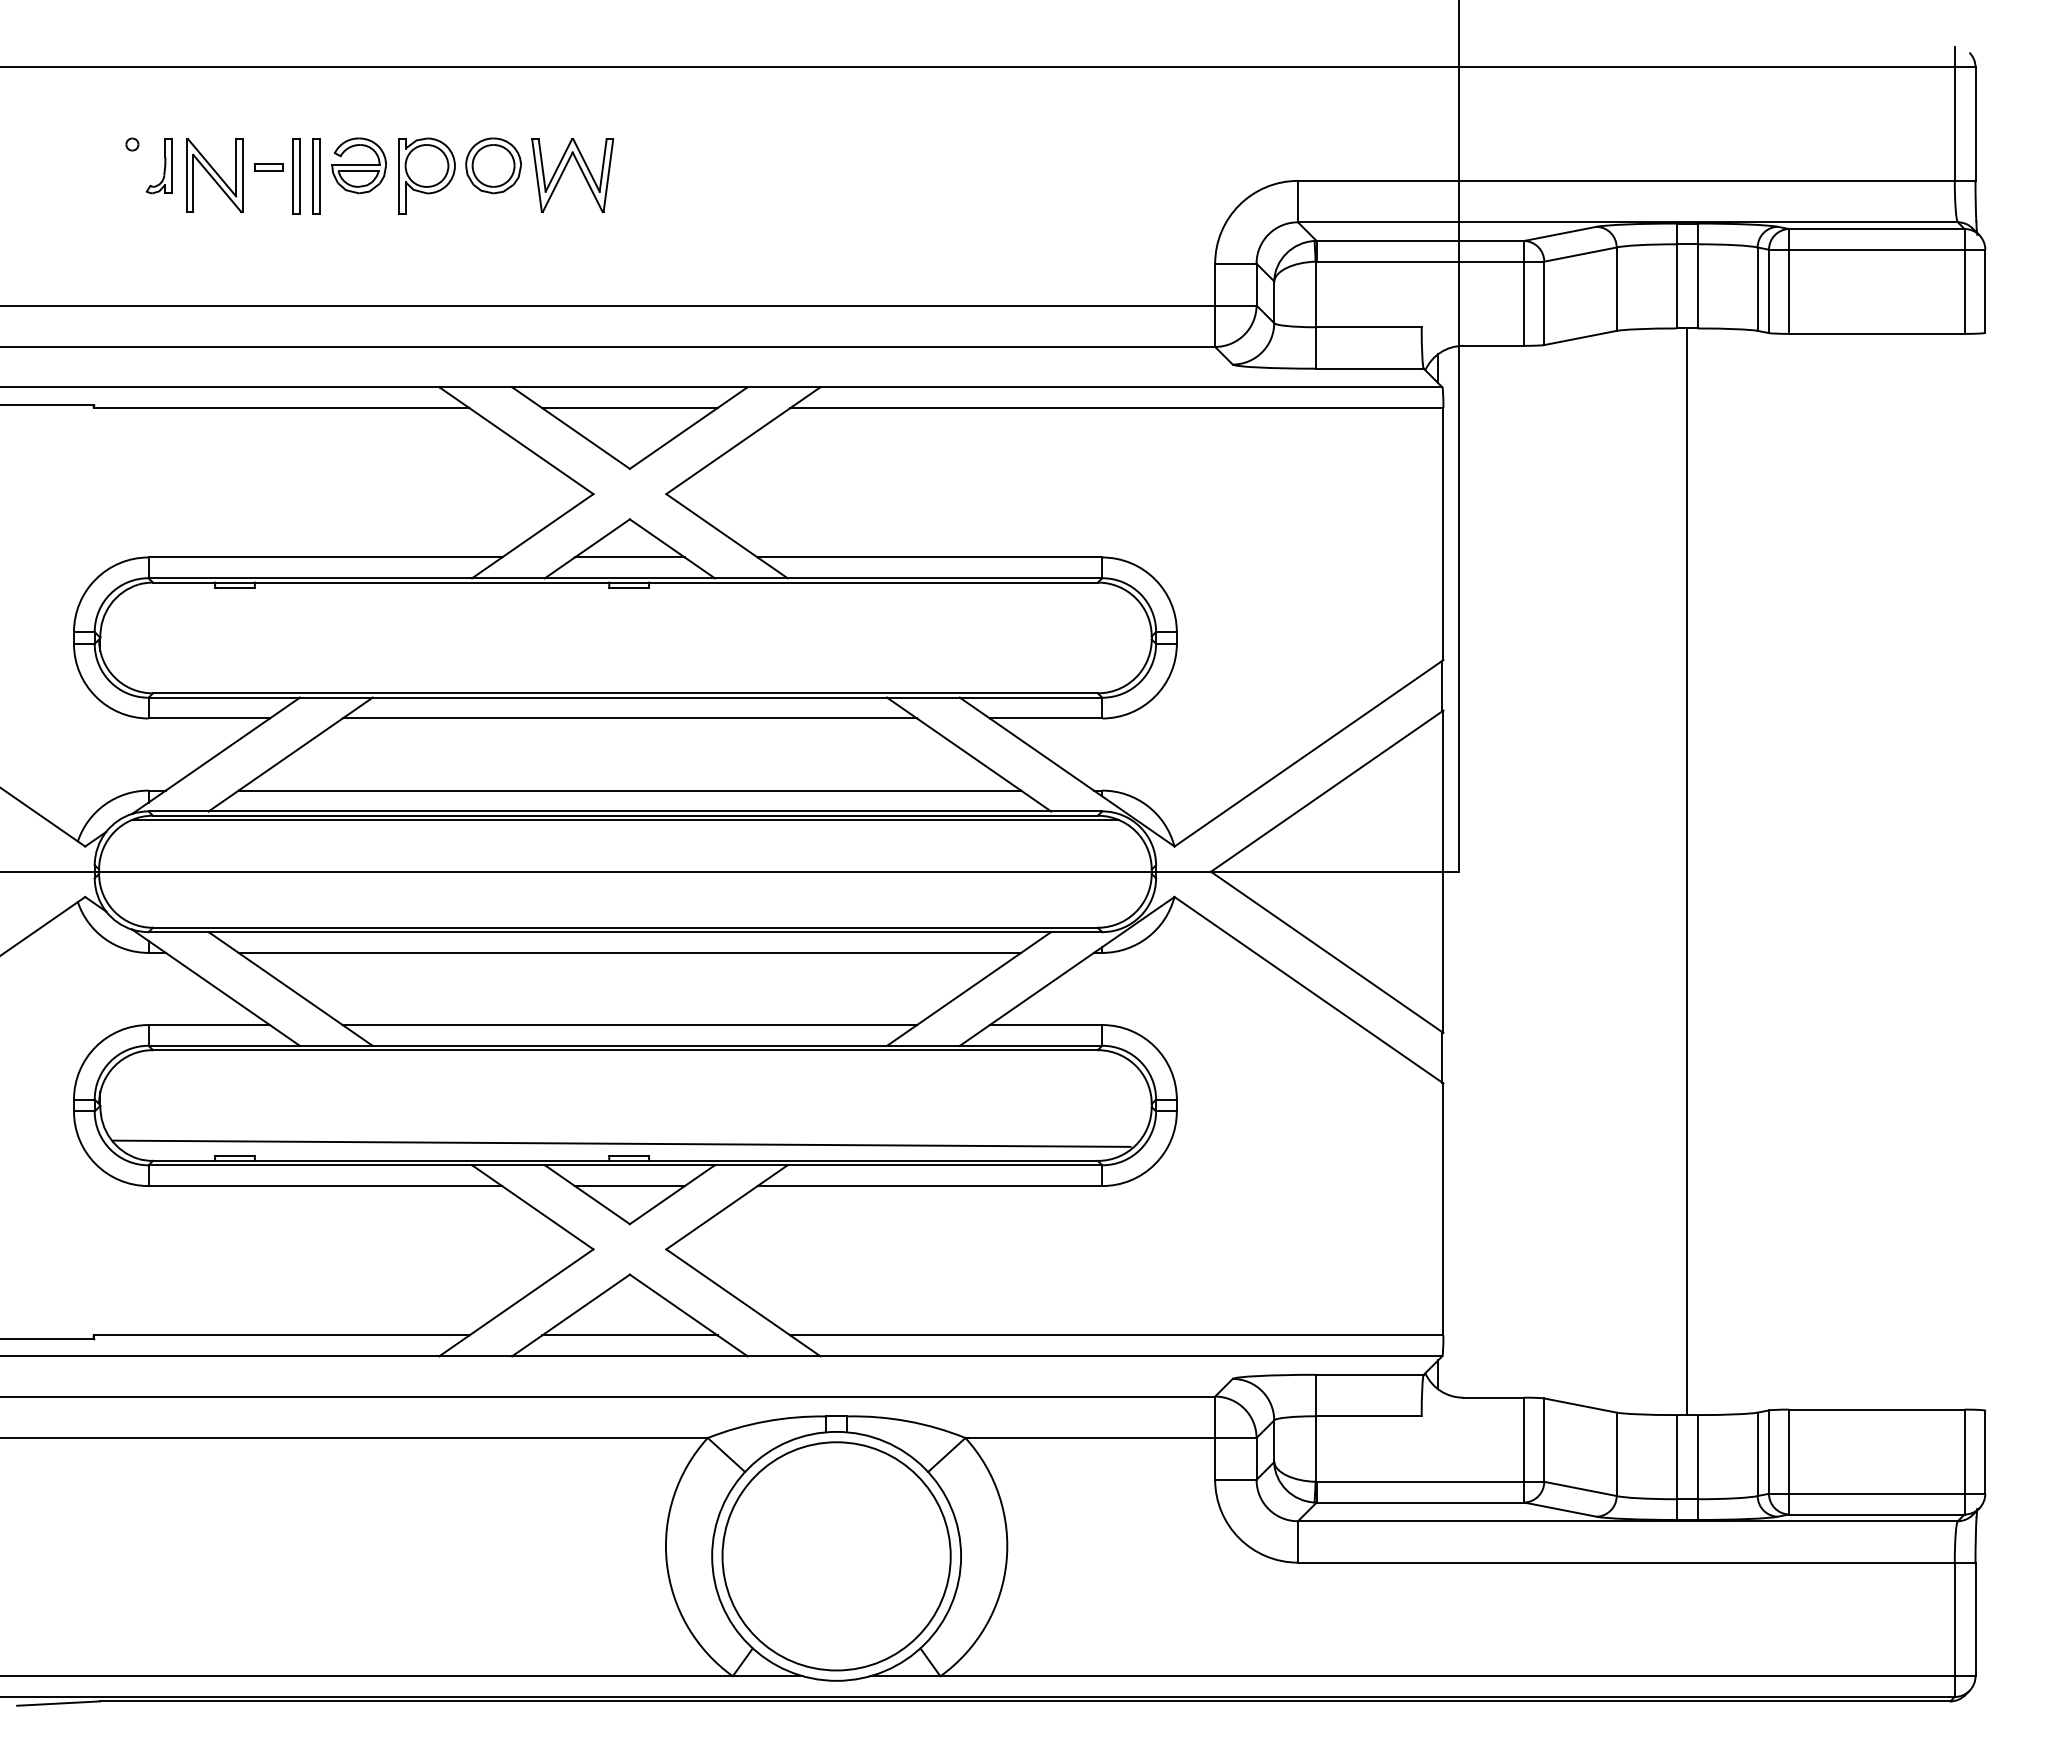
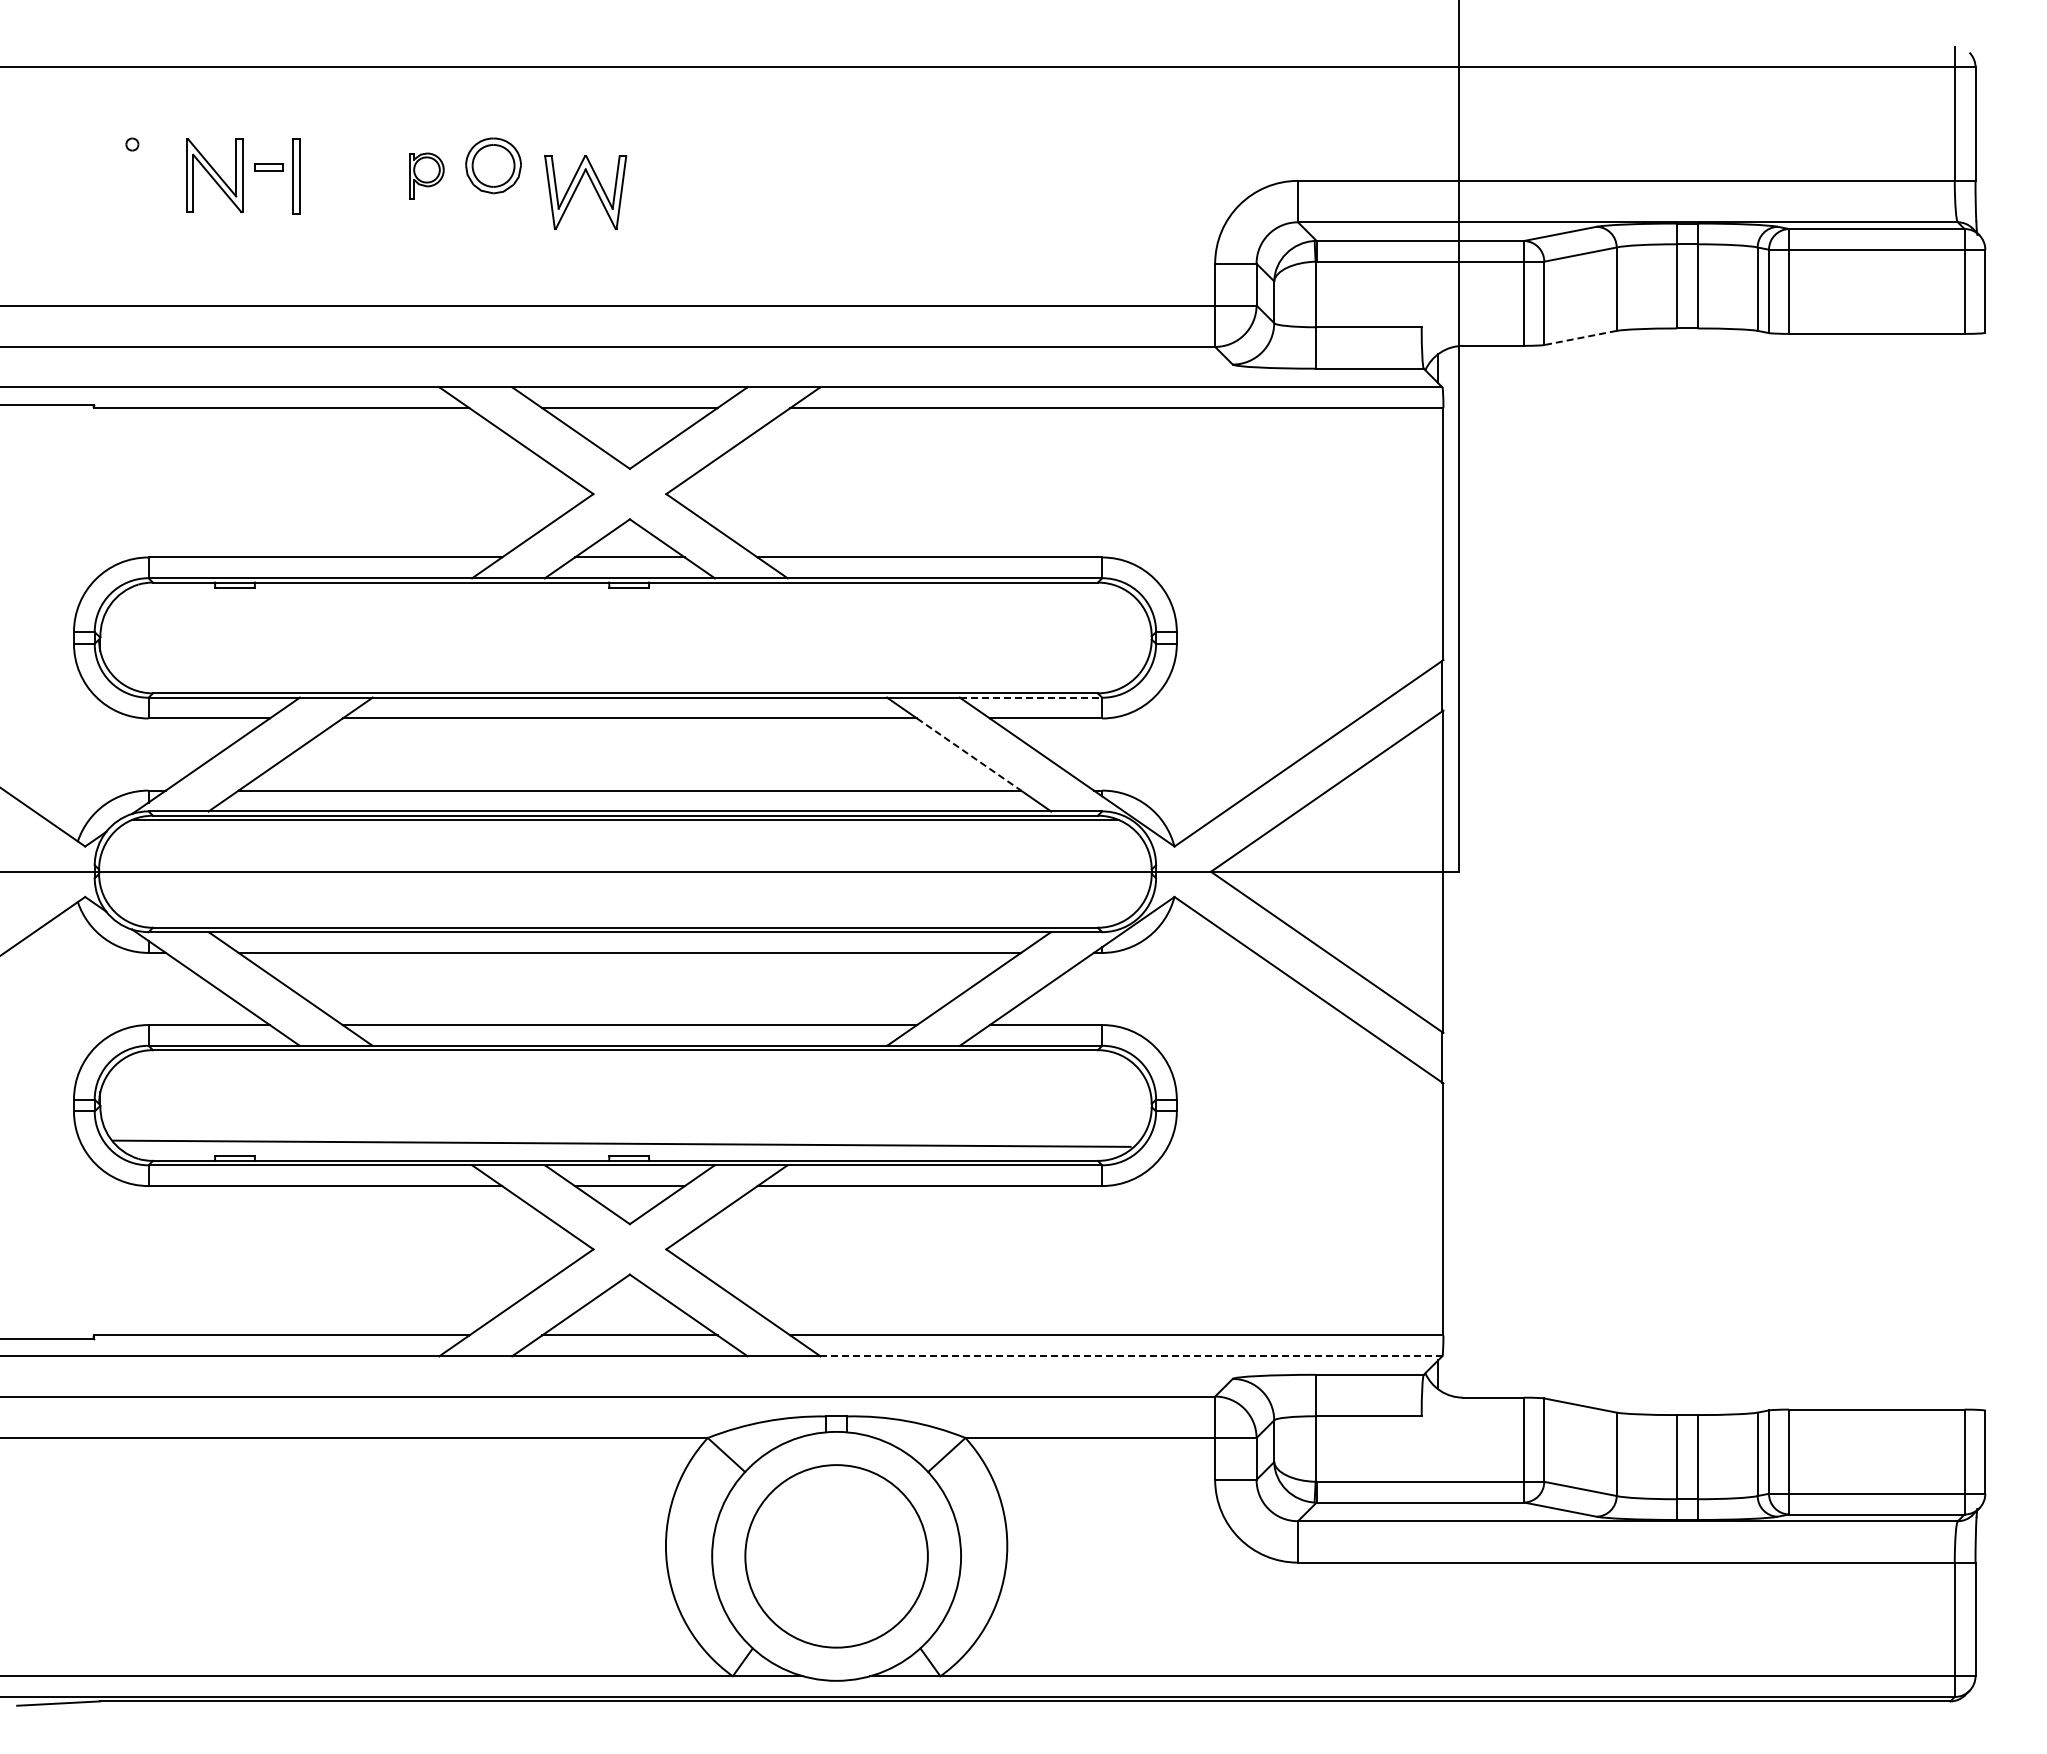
part: present -> none (358, 165)
part: present -> none (158, 166)
part position: (564, 171) -> (577, 188) (577, 188)
part size: 58x78 px -> 36x48 px (426, 175)
part: present -> none (316, 176)
line: solid -> dashed (1580, 337)
line: solid -> dashed (1031, 697)
line: solid -> dashed (969, 754)
line: present -> none (1687, 871)
line: solid -> dashed (1131, 1356)
circle diameter: 228 px -> 183 px (836, 1556)
